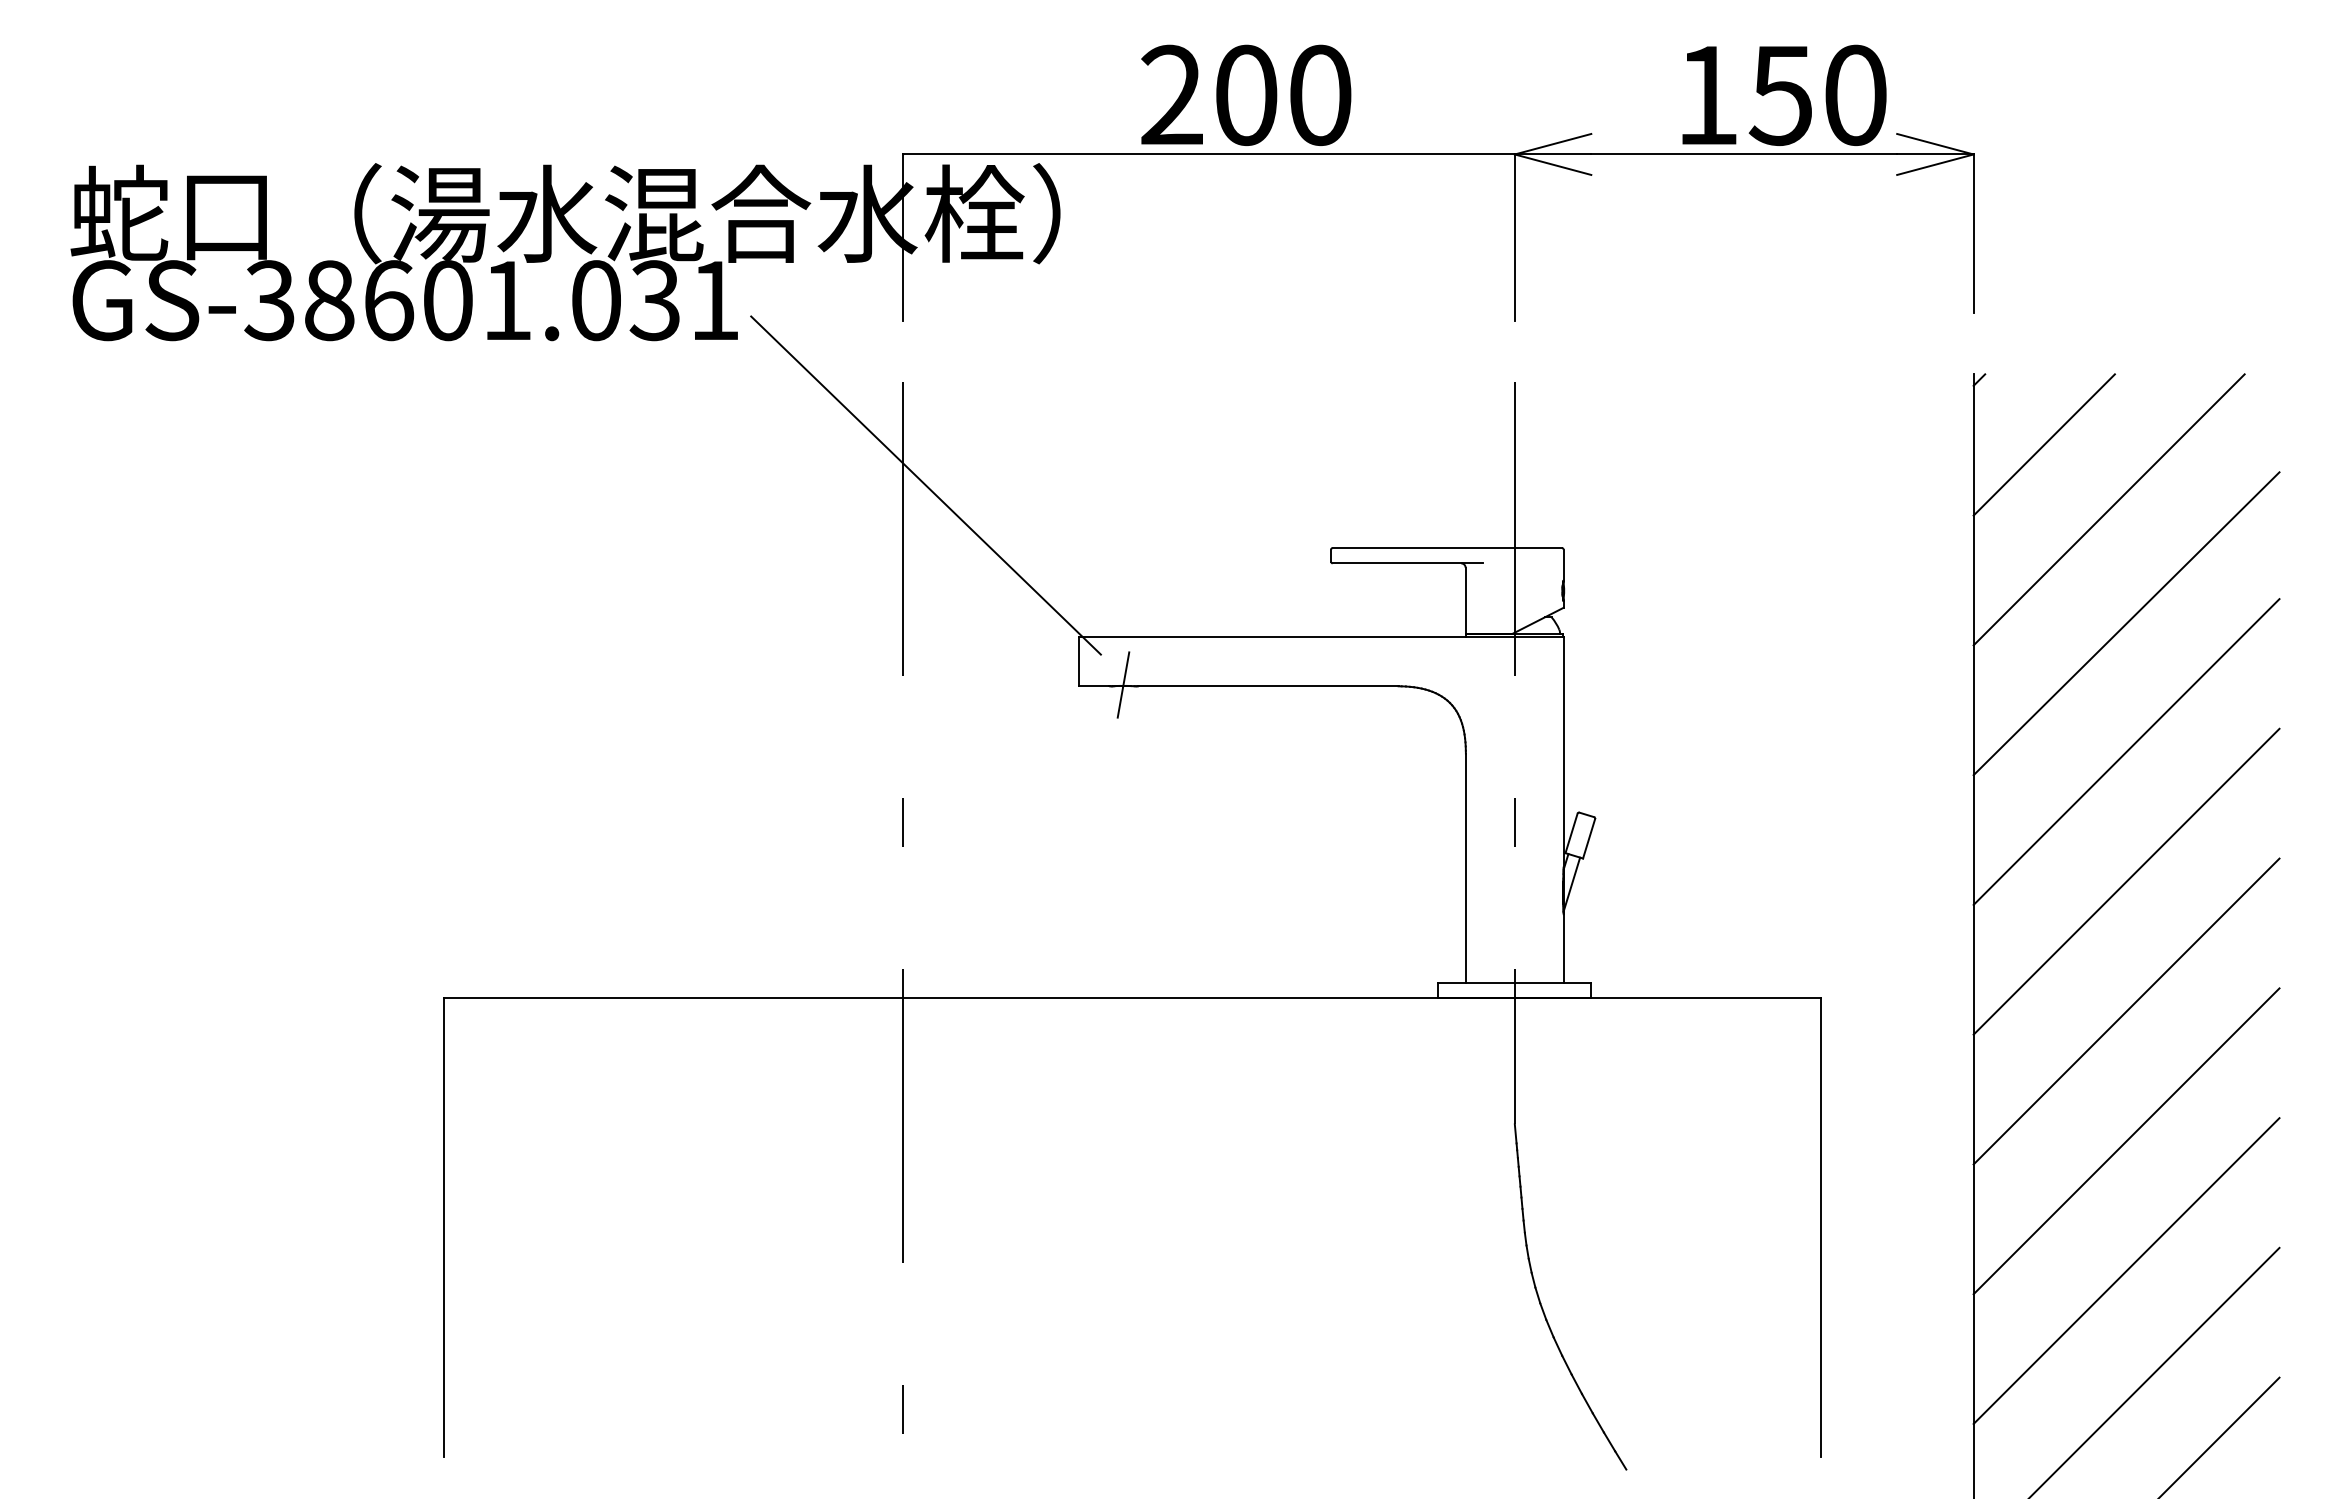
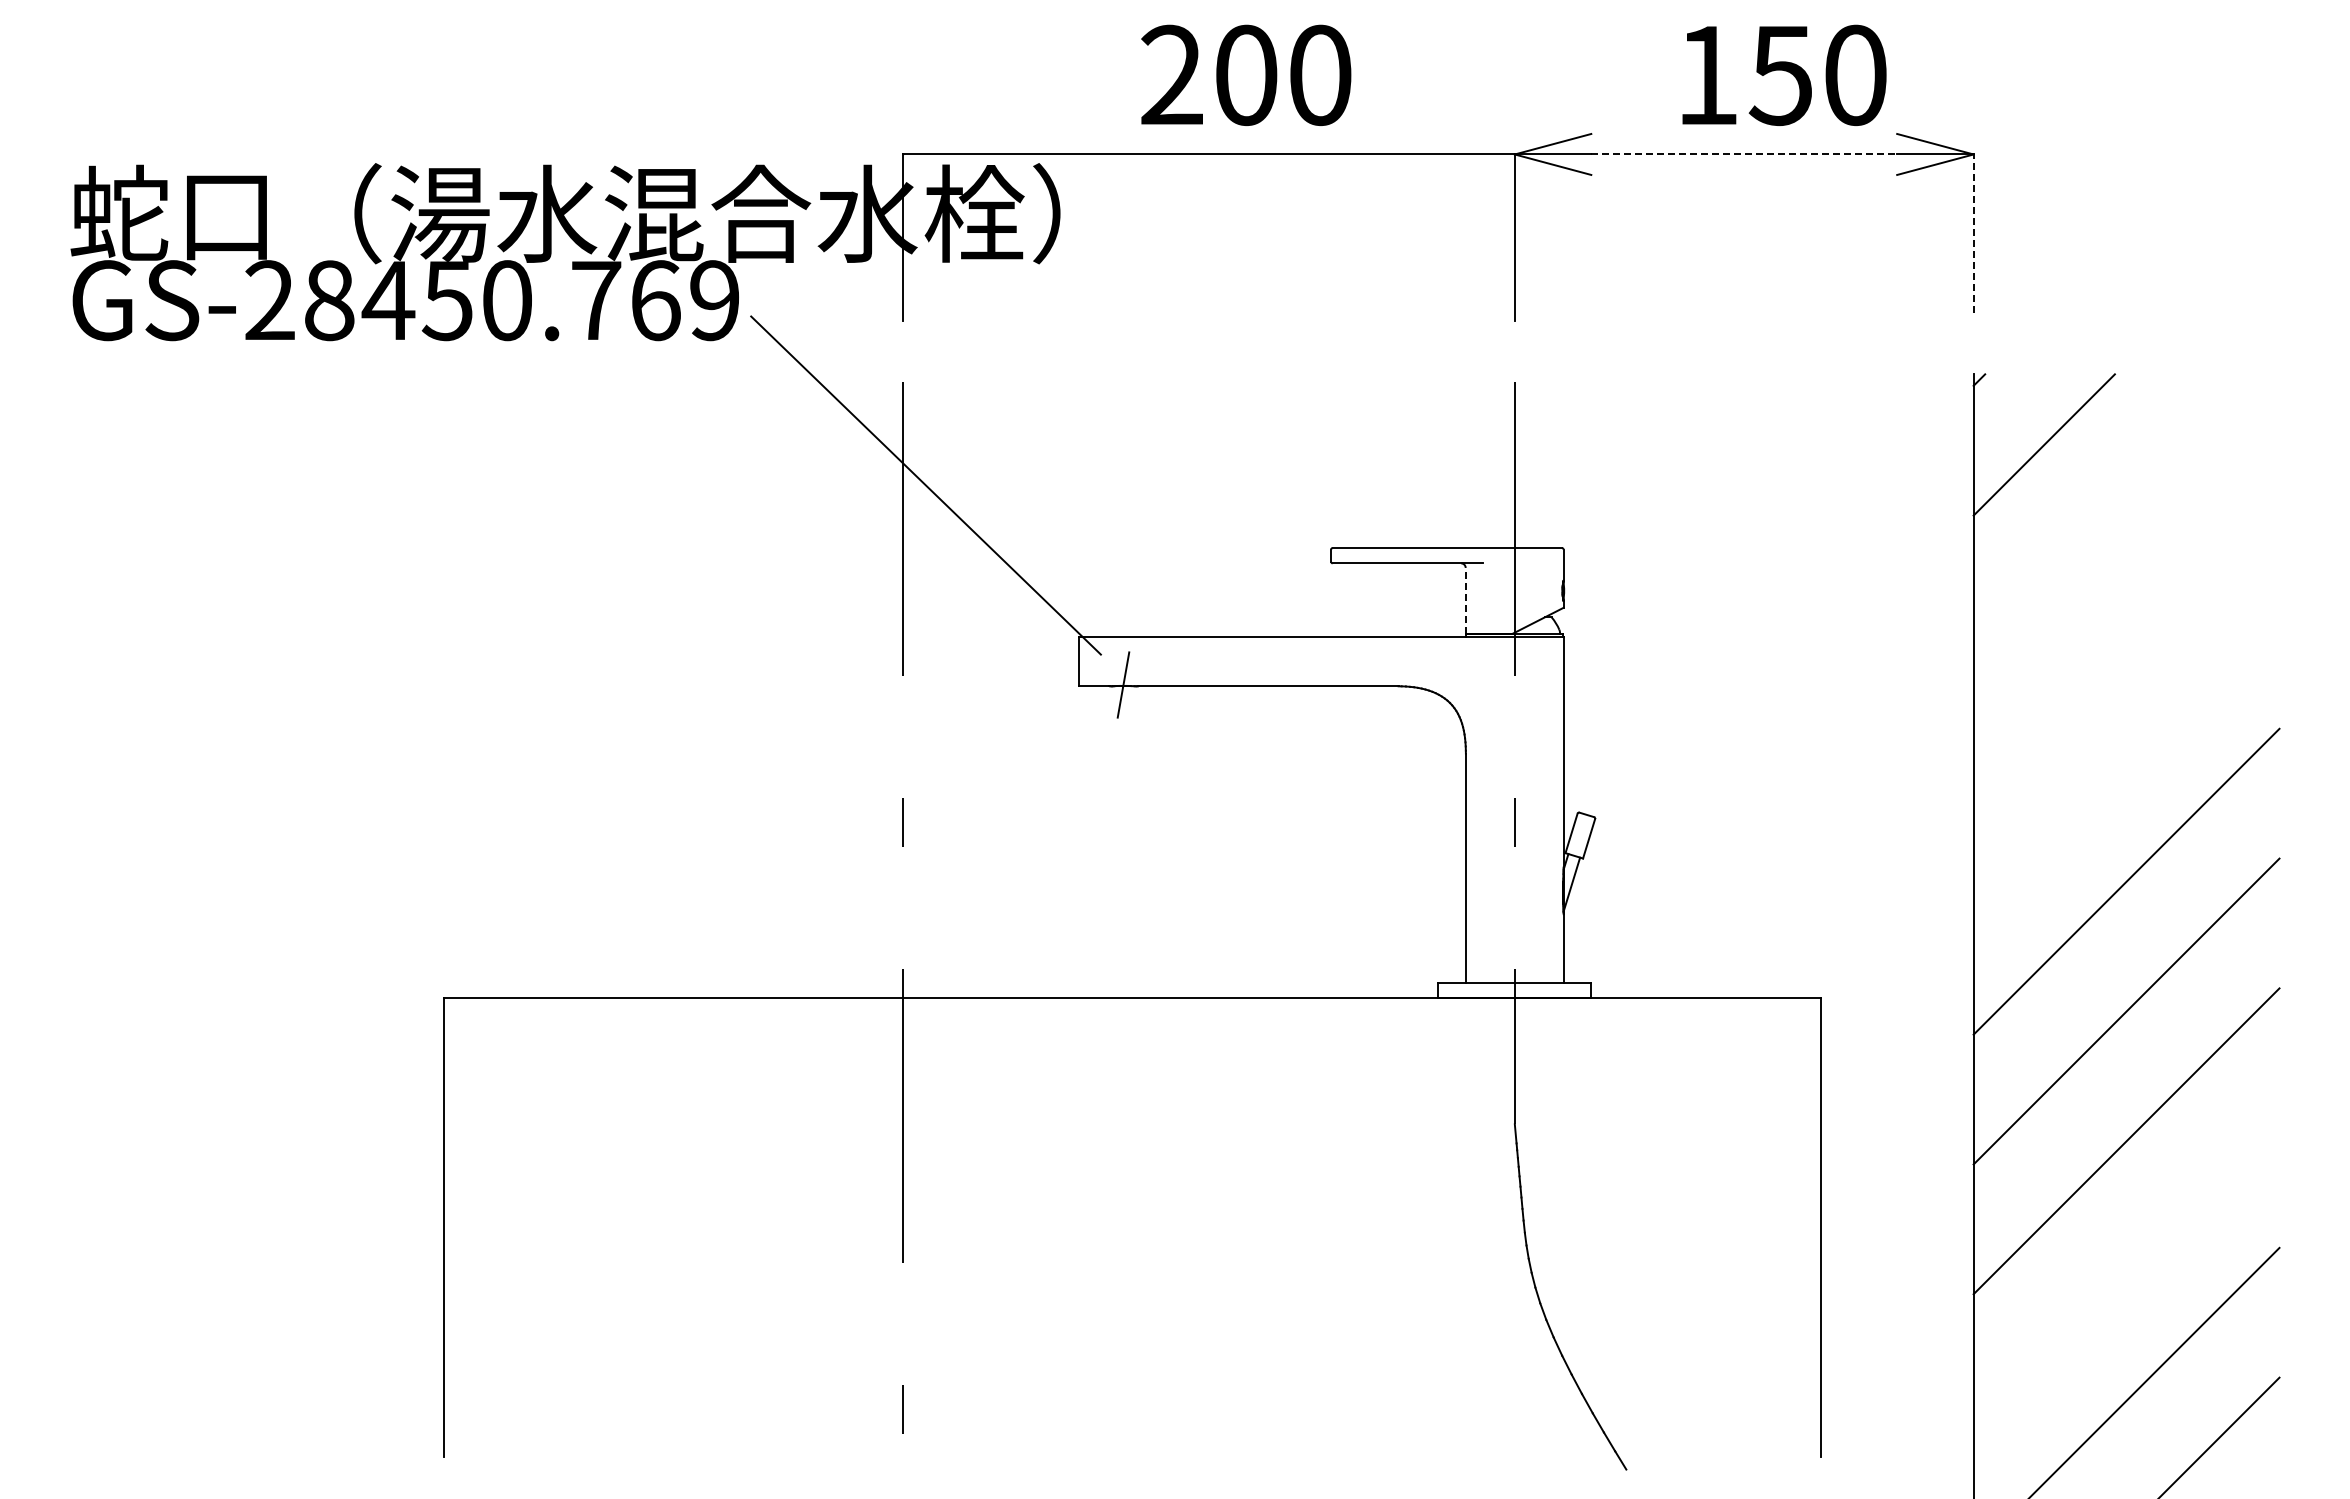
text position: (1246, 94) -> (1246, 74) (1246, 74)
text position: (1784, 94) -> (1784, 74) (1784, 74)
line: solid -> dashed (1744, 154)
line: solid -> dashed (1973, 233)
text: GS-38601.031 -> GS-28450.769 (491, 300)
line: present -> none (2108, 509)
line: solid -> dashed (1465, 600)
line: present -> none (2126, 623)
line: present -> none (2126, 751)
line: present -> none (2126, 1271)
